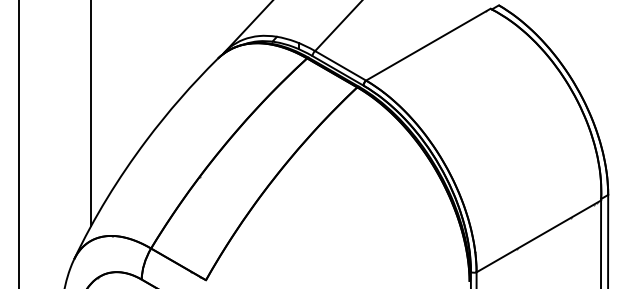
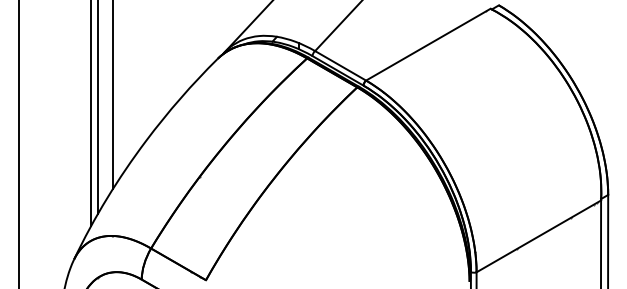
line: none -> present (112, 95)
line: none -> present (97, 108)
